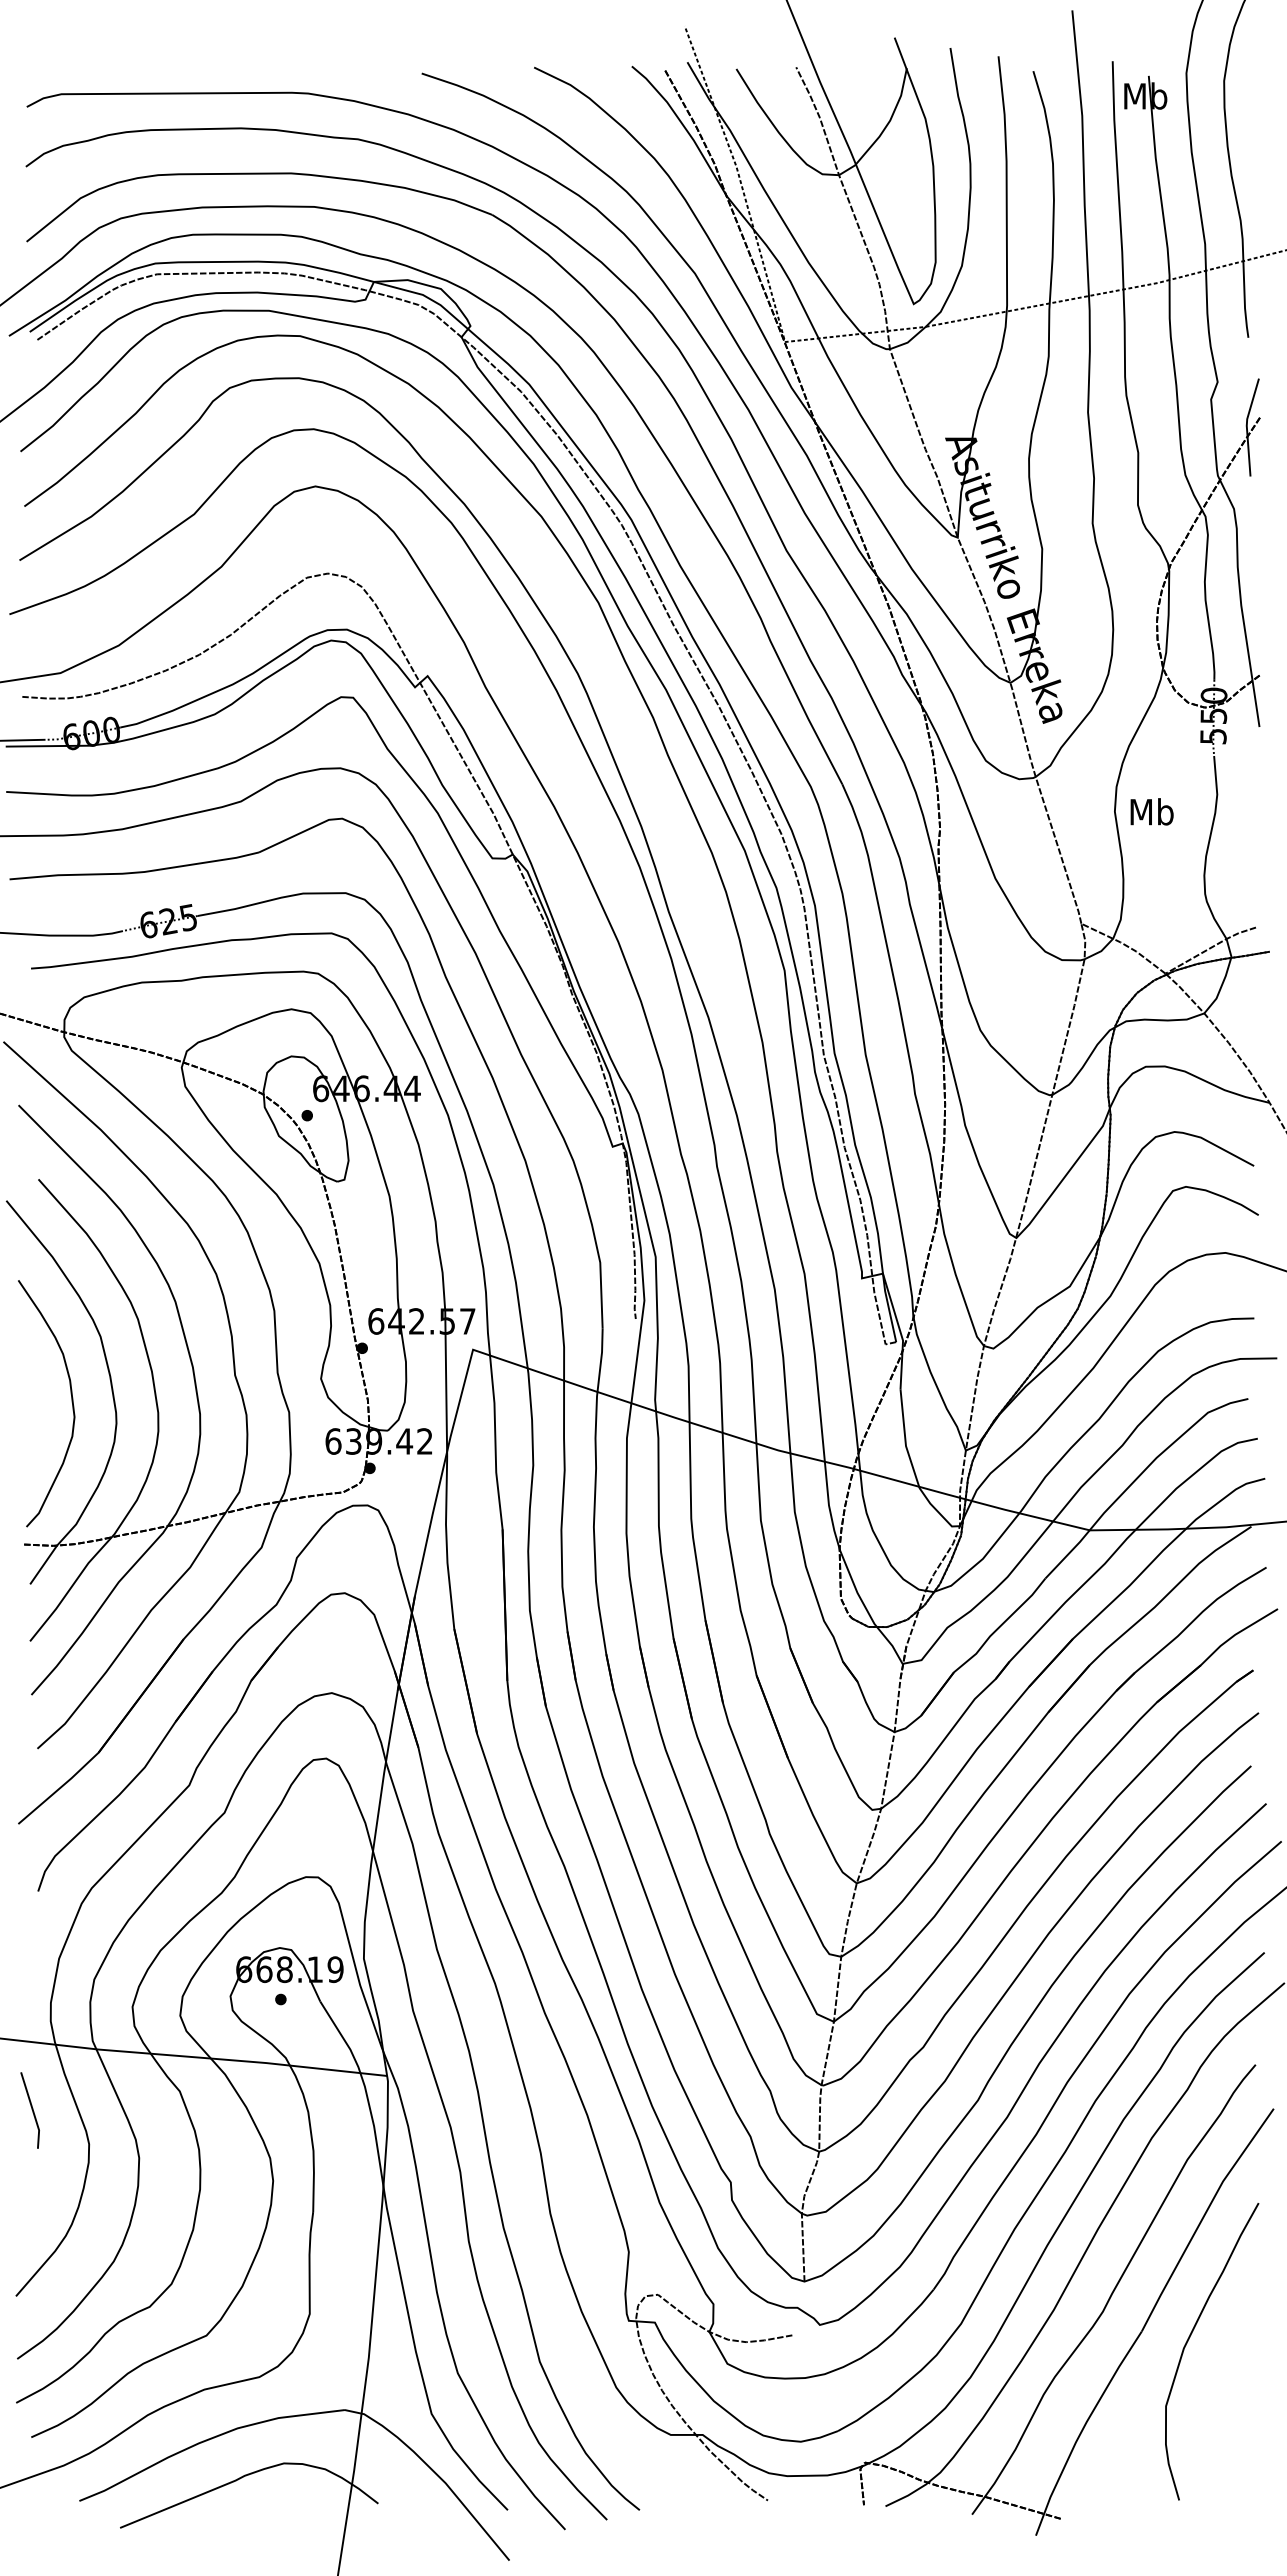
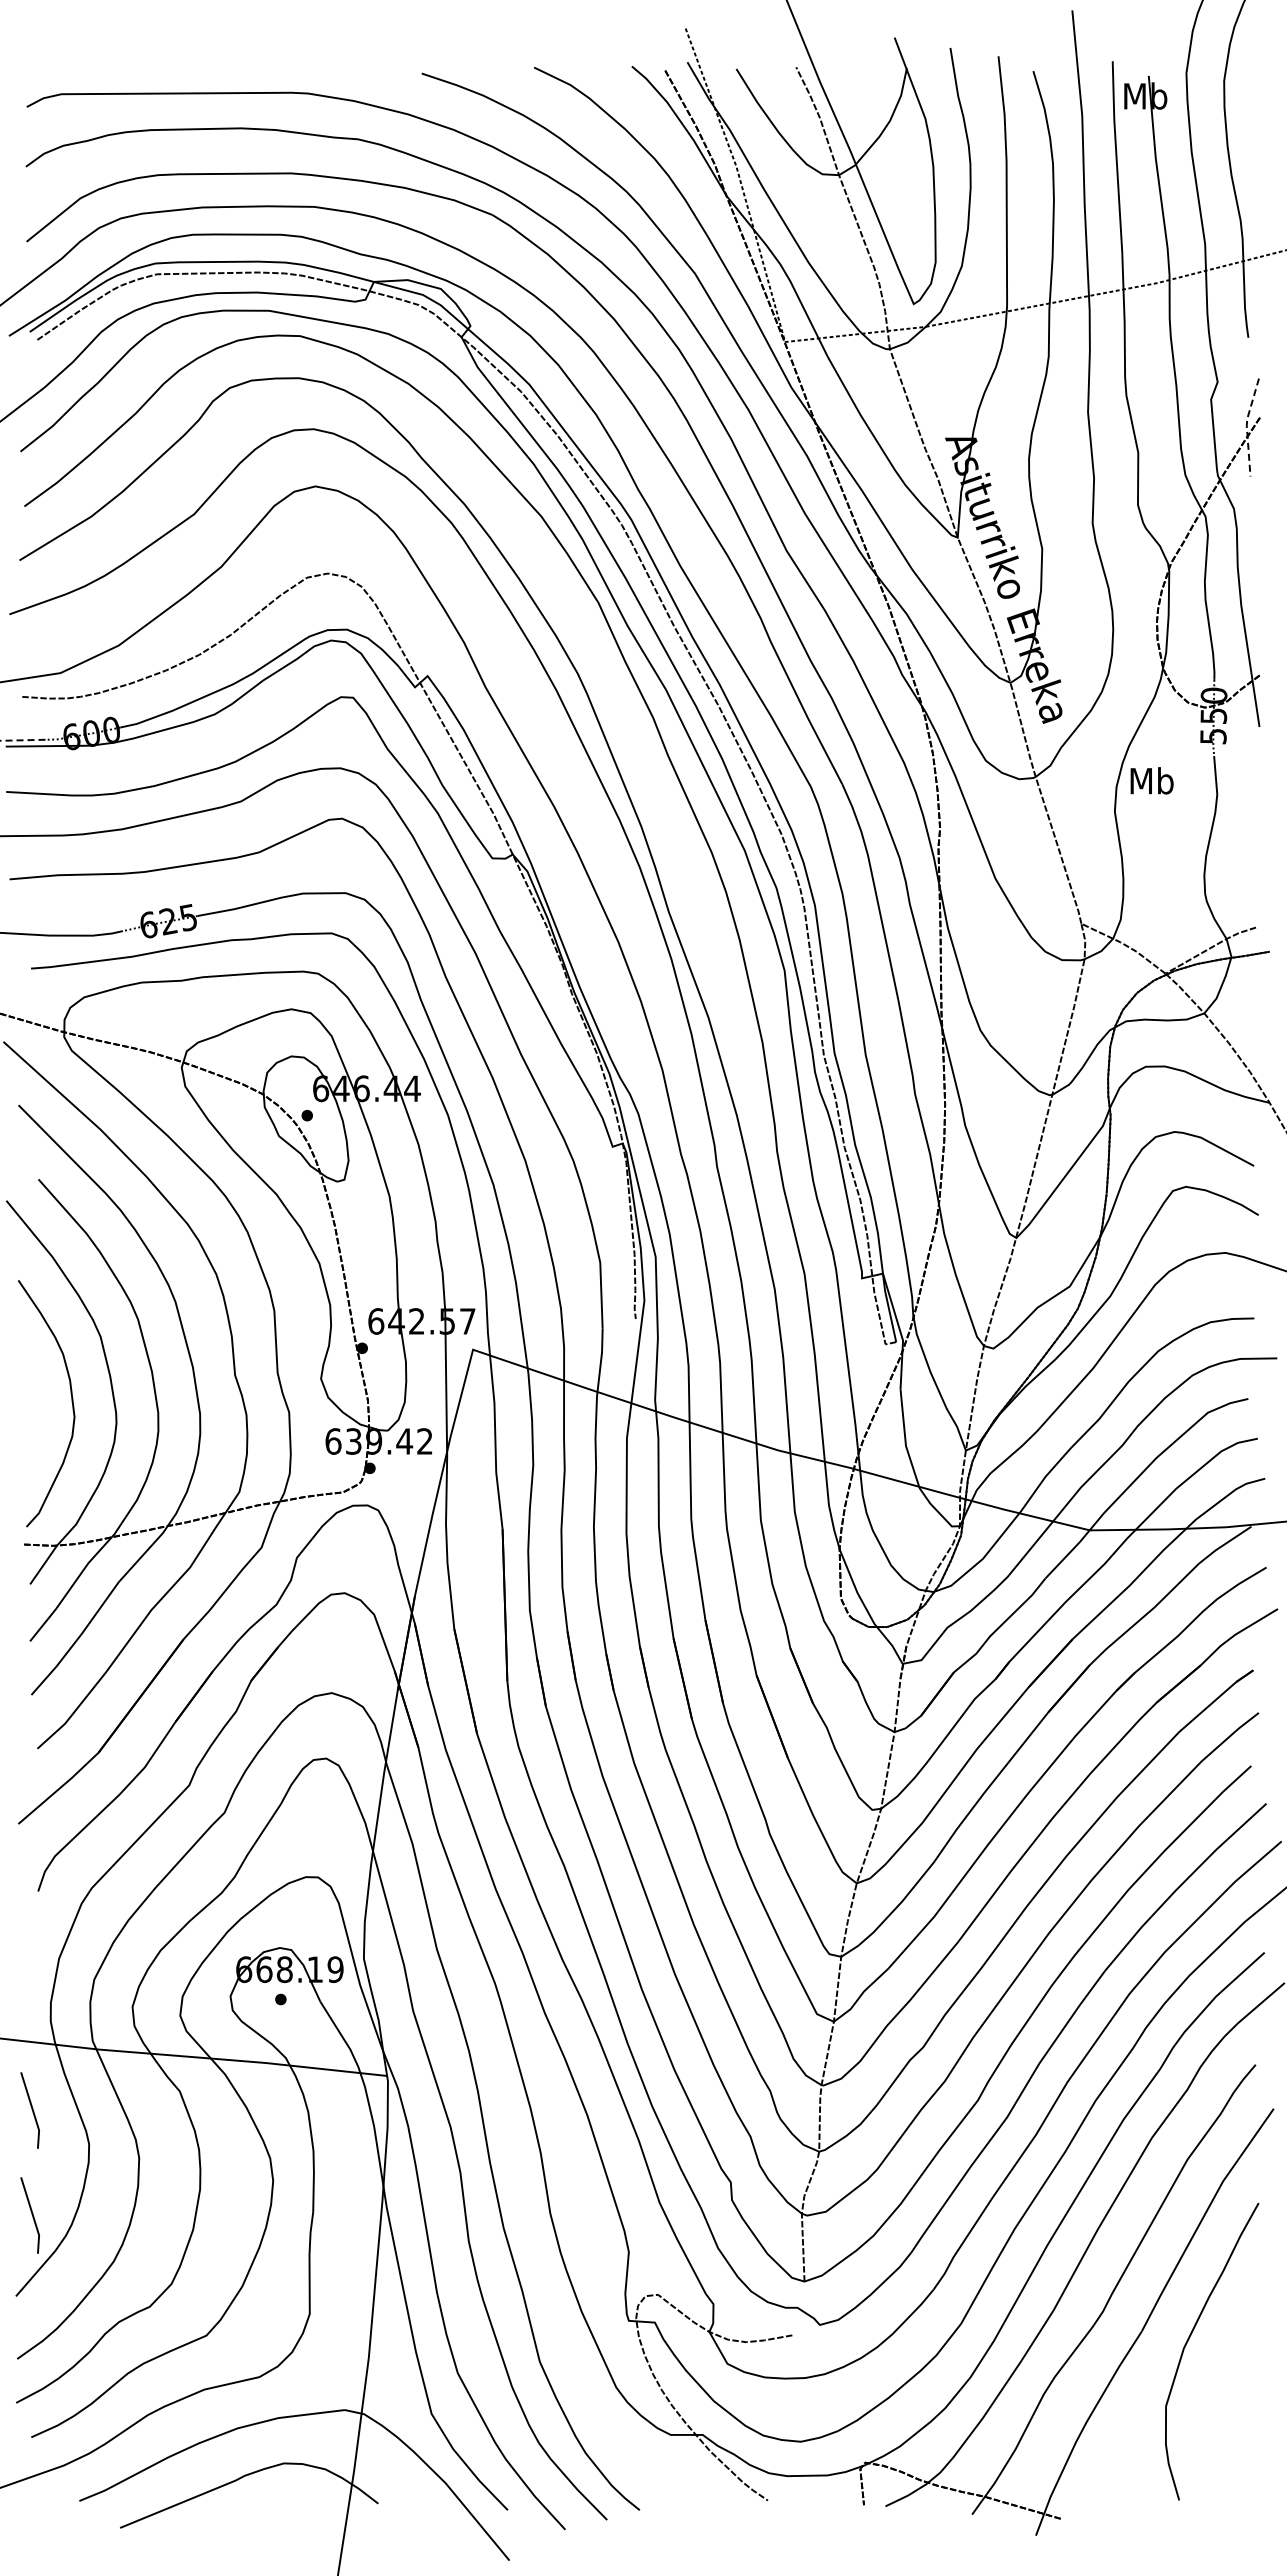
line: solid -> dashed (1246, 425)
line: solid -> dashed (22, 740)
text position: (1151, 811) -> (1151, 780) (1151, 780)
line: none -> present (31, 2214)
